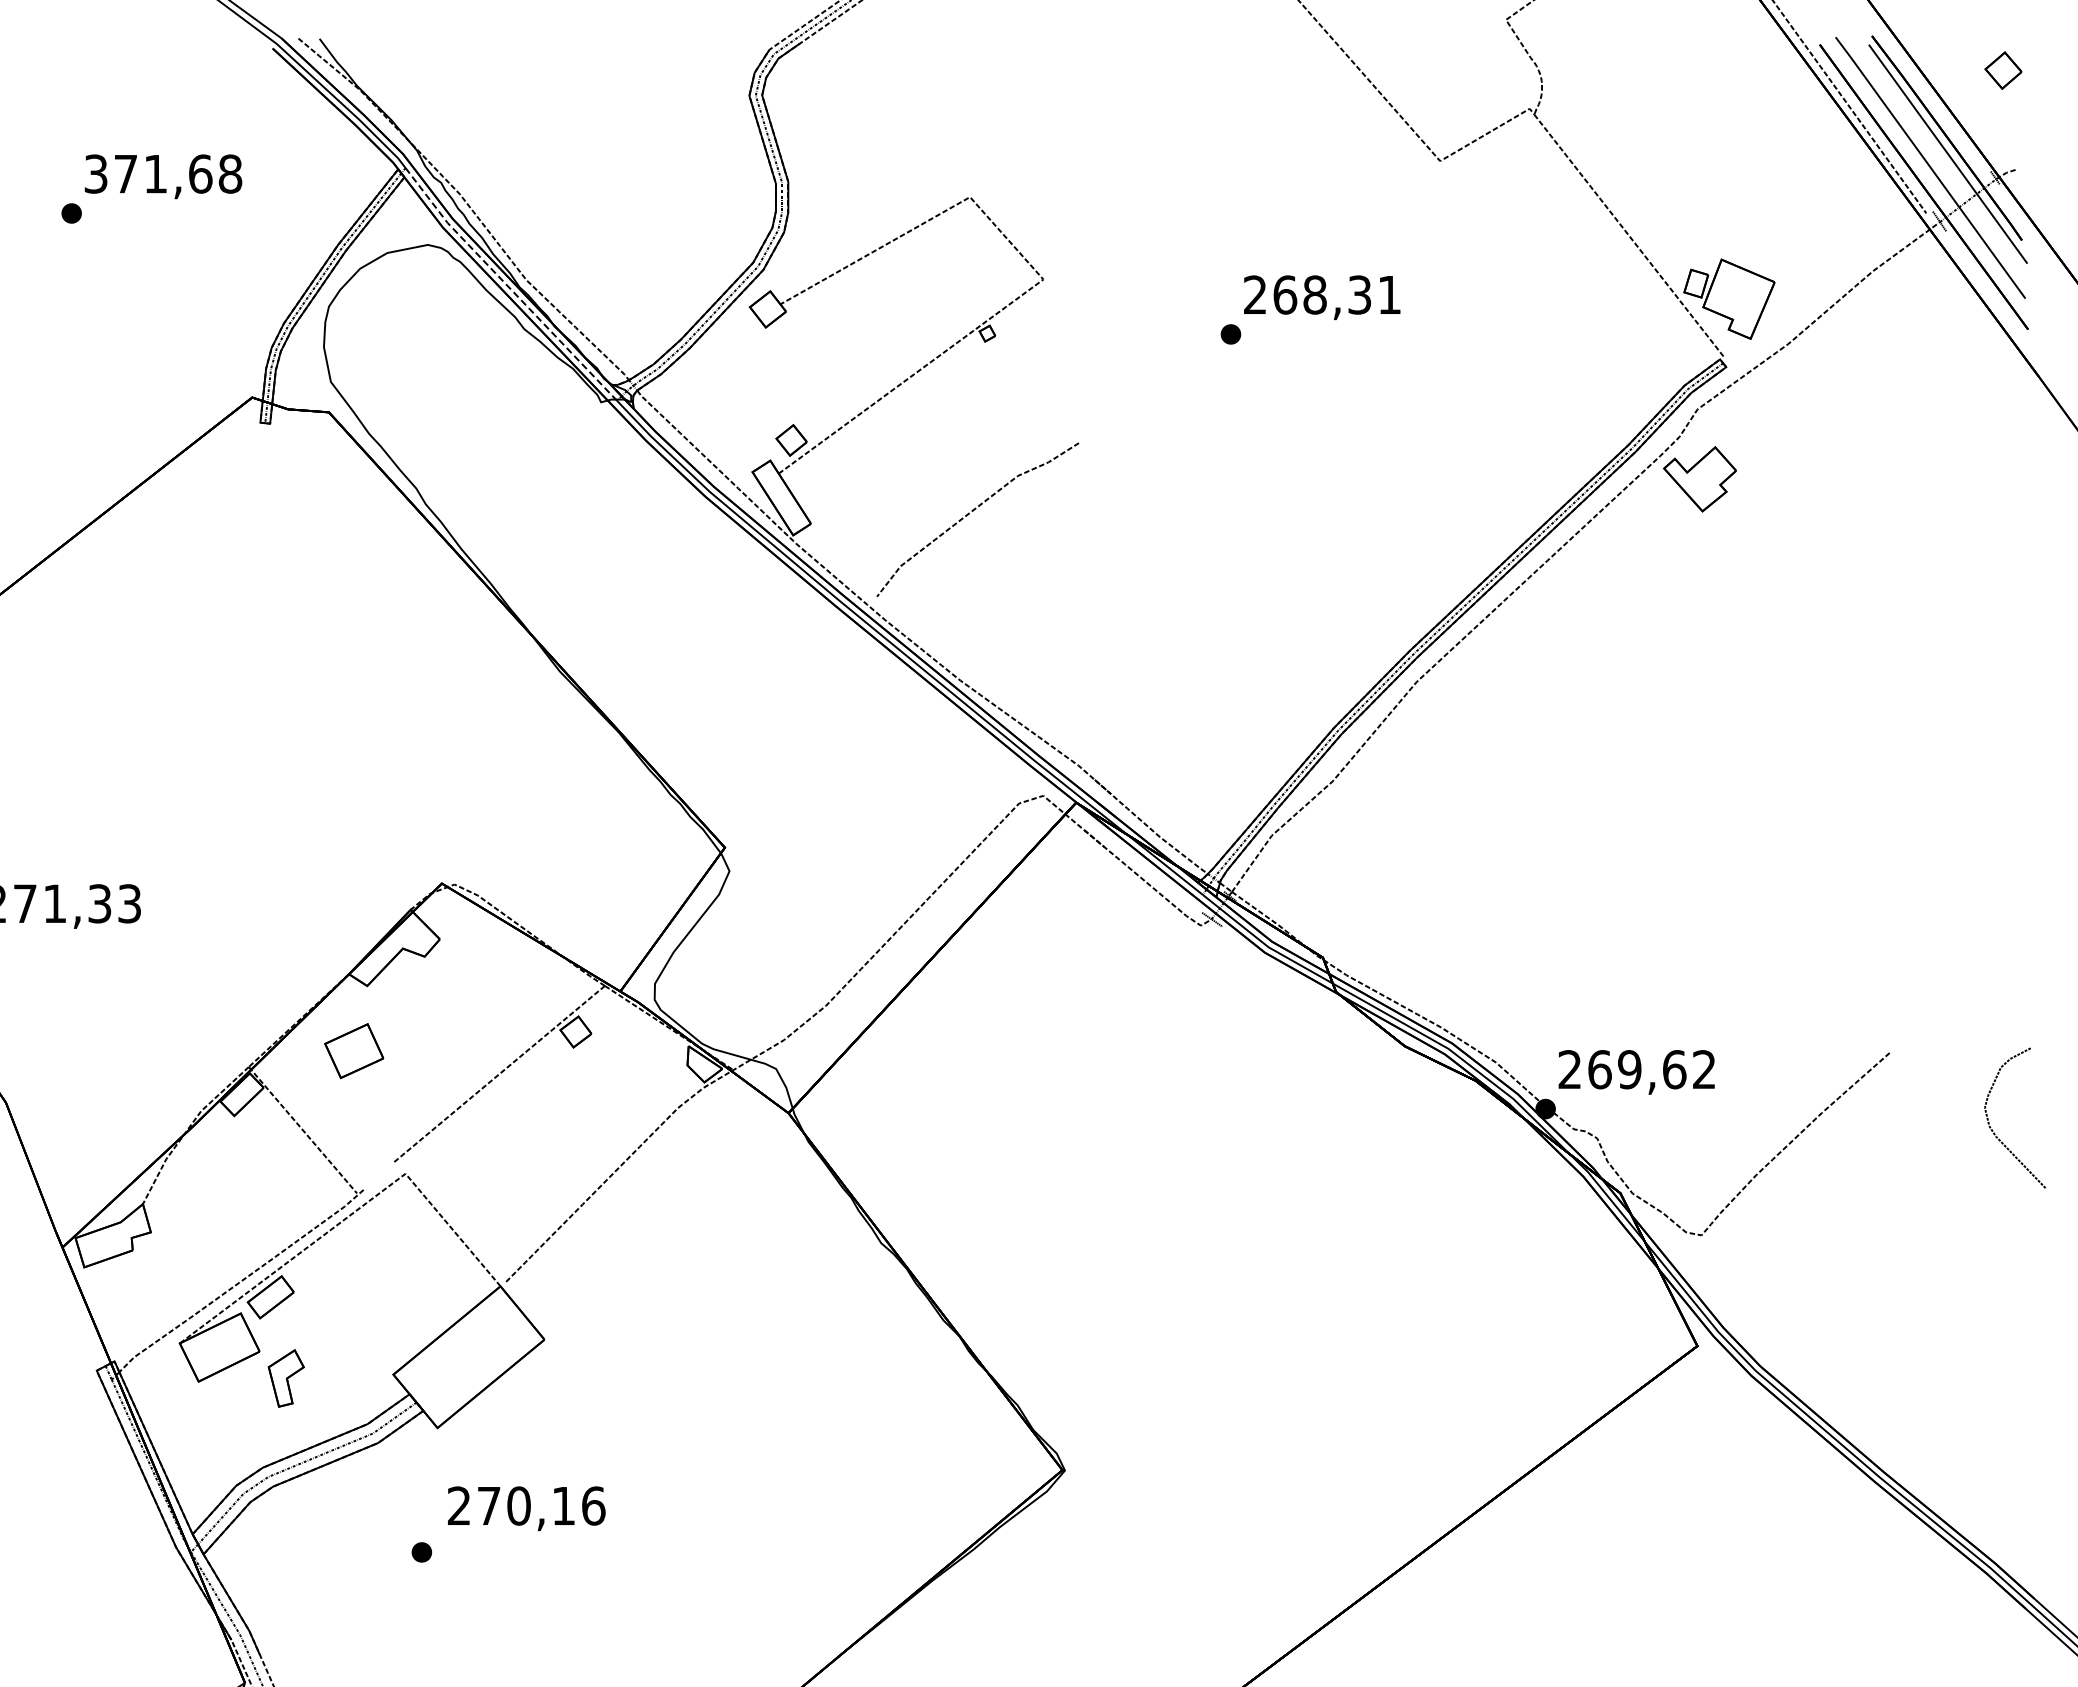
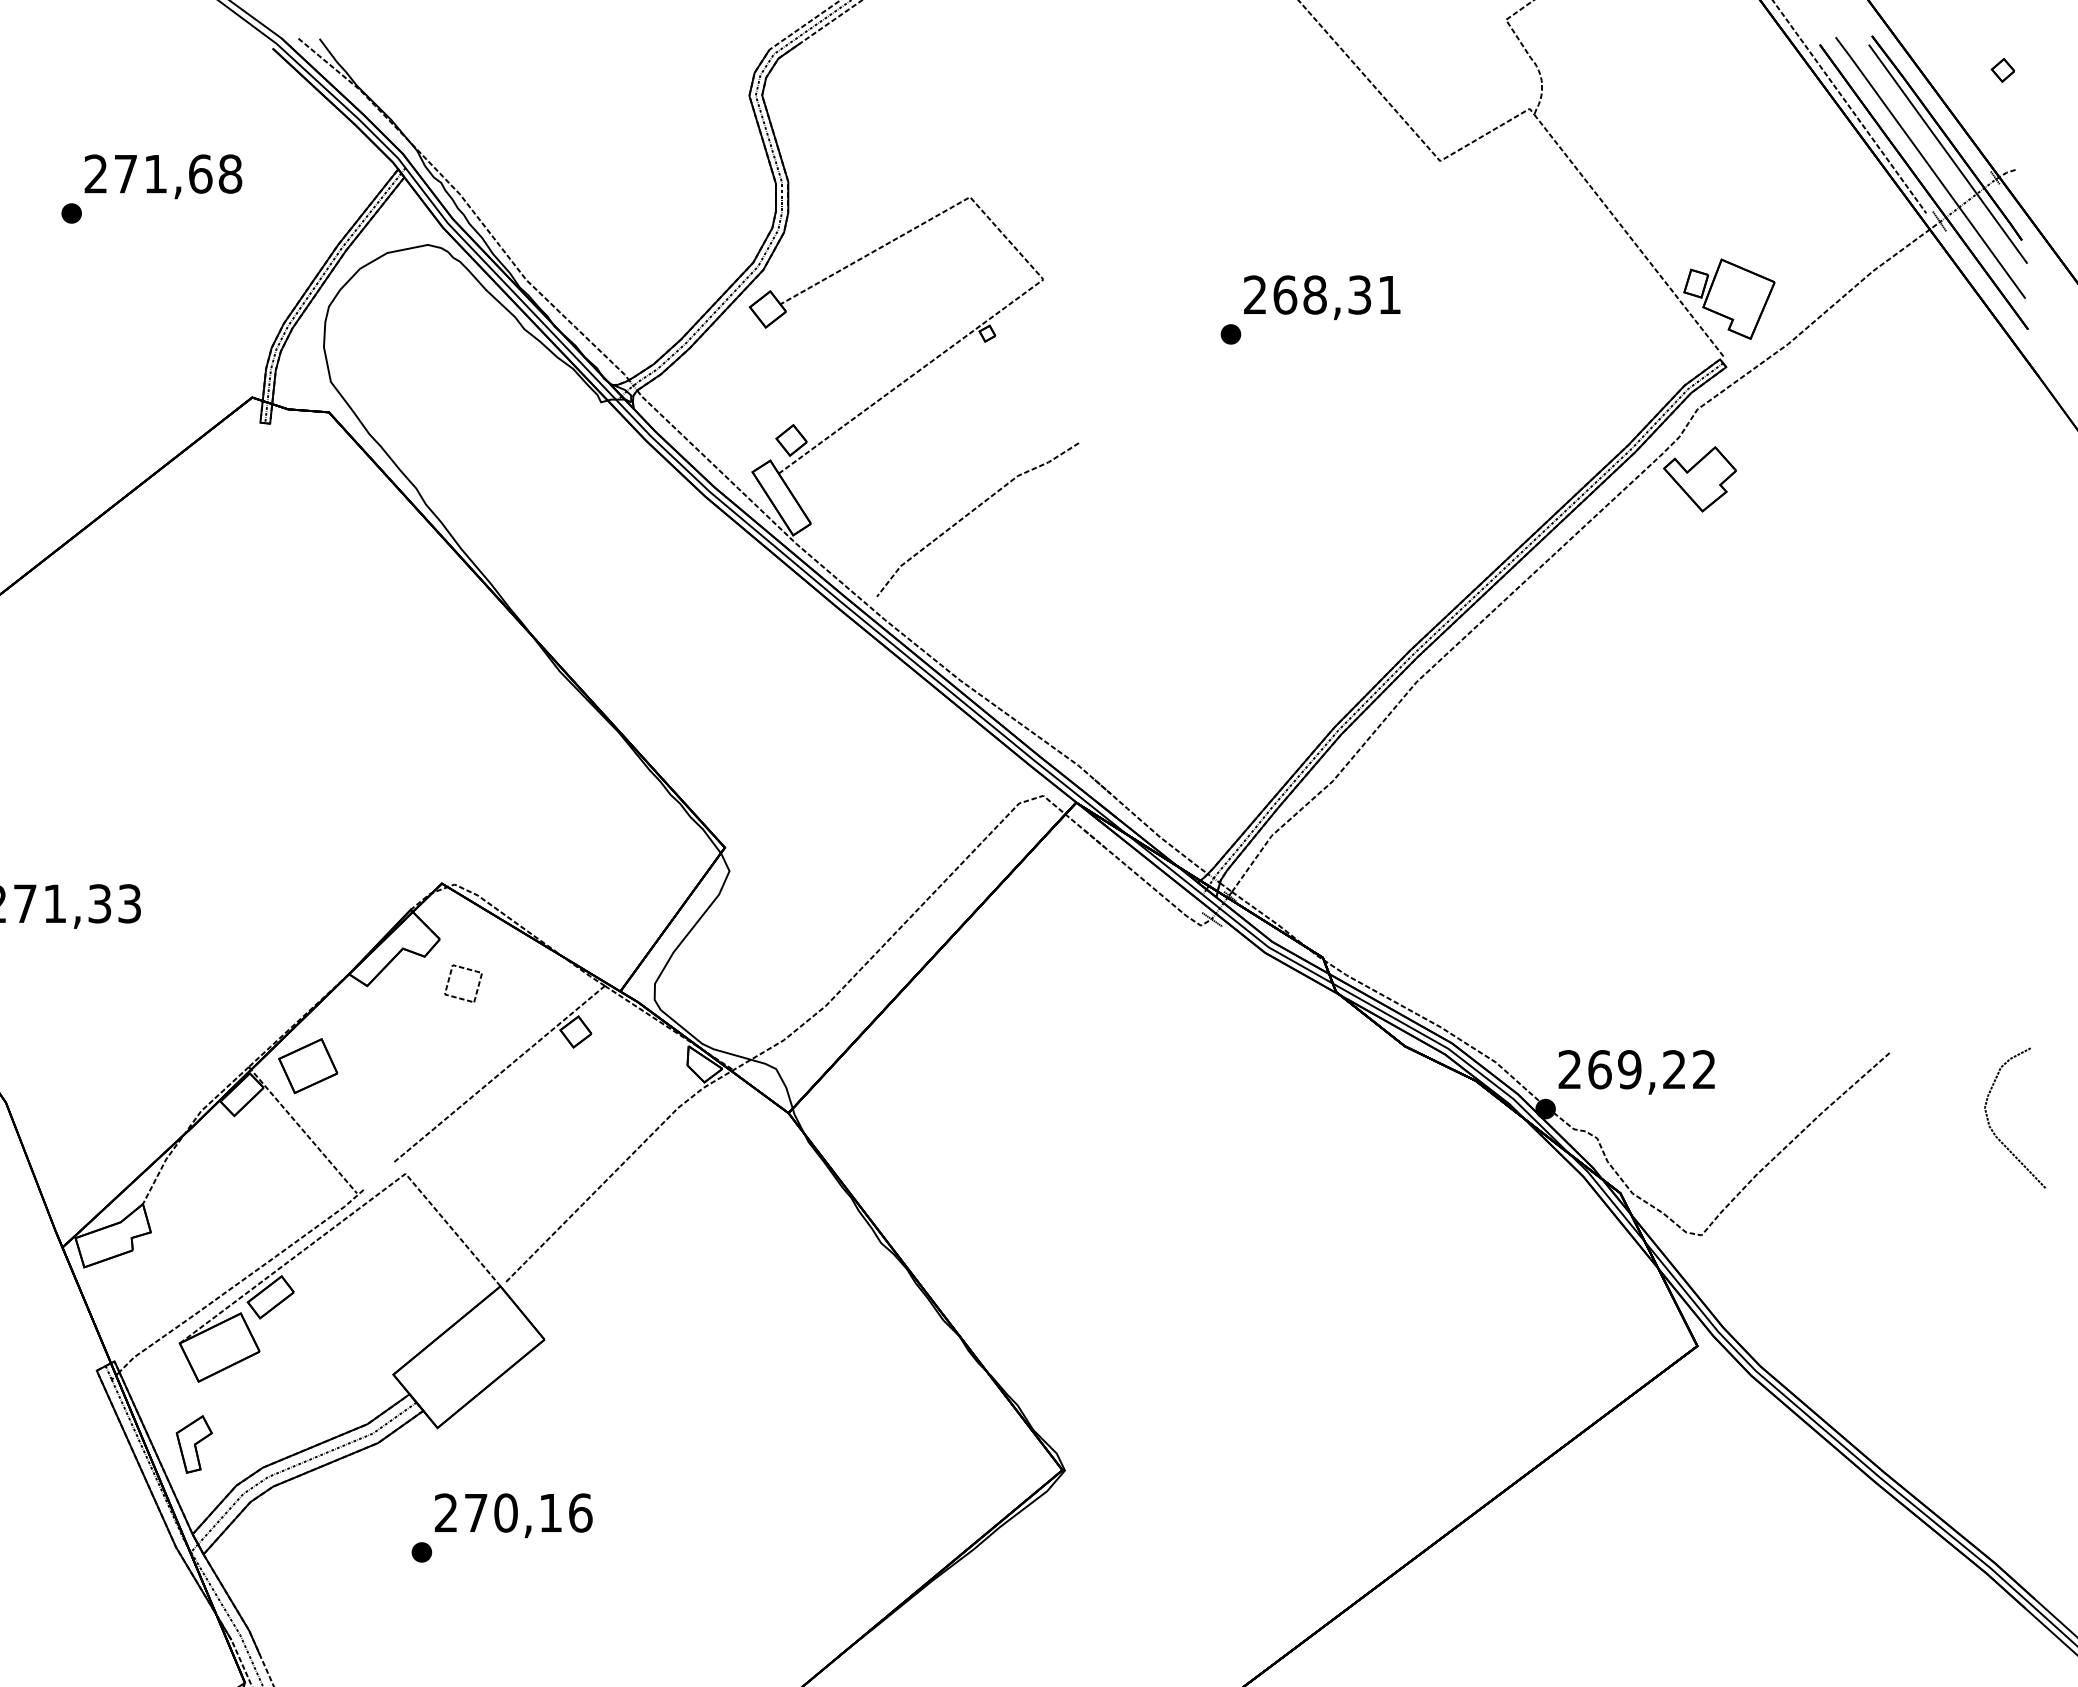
part size: 39x39 px -> 25x26 px (2002, 69)
text: 371,68 -> 271,68 (95, 173)
line: dashed -> solid (507, 286)
part: none -> present (468, 970)
part position: (354, 1051) -> (308, 1066) (308, 1066)
text: 269,62 -> 269,22 (1674, 1069)
part position: (285, 1378) -> (193, 1444) (193, 1444)
text position: (526, 1508) -> (513, 1515) (513, 1515)
